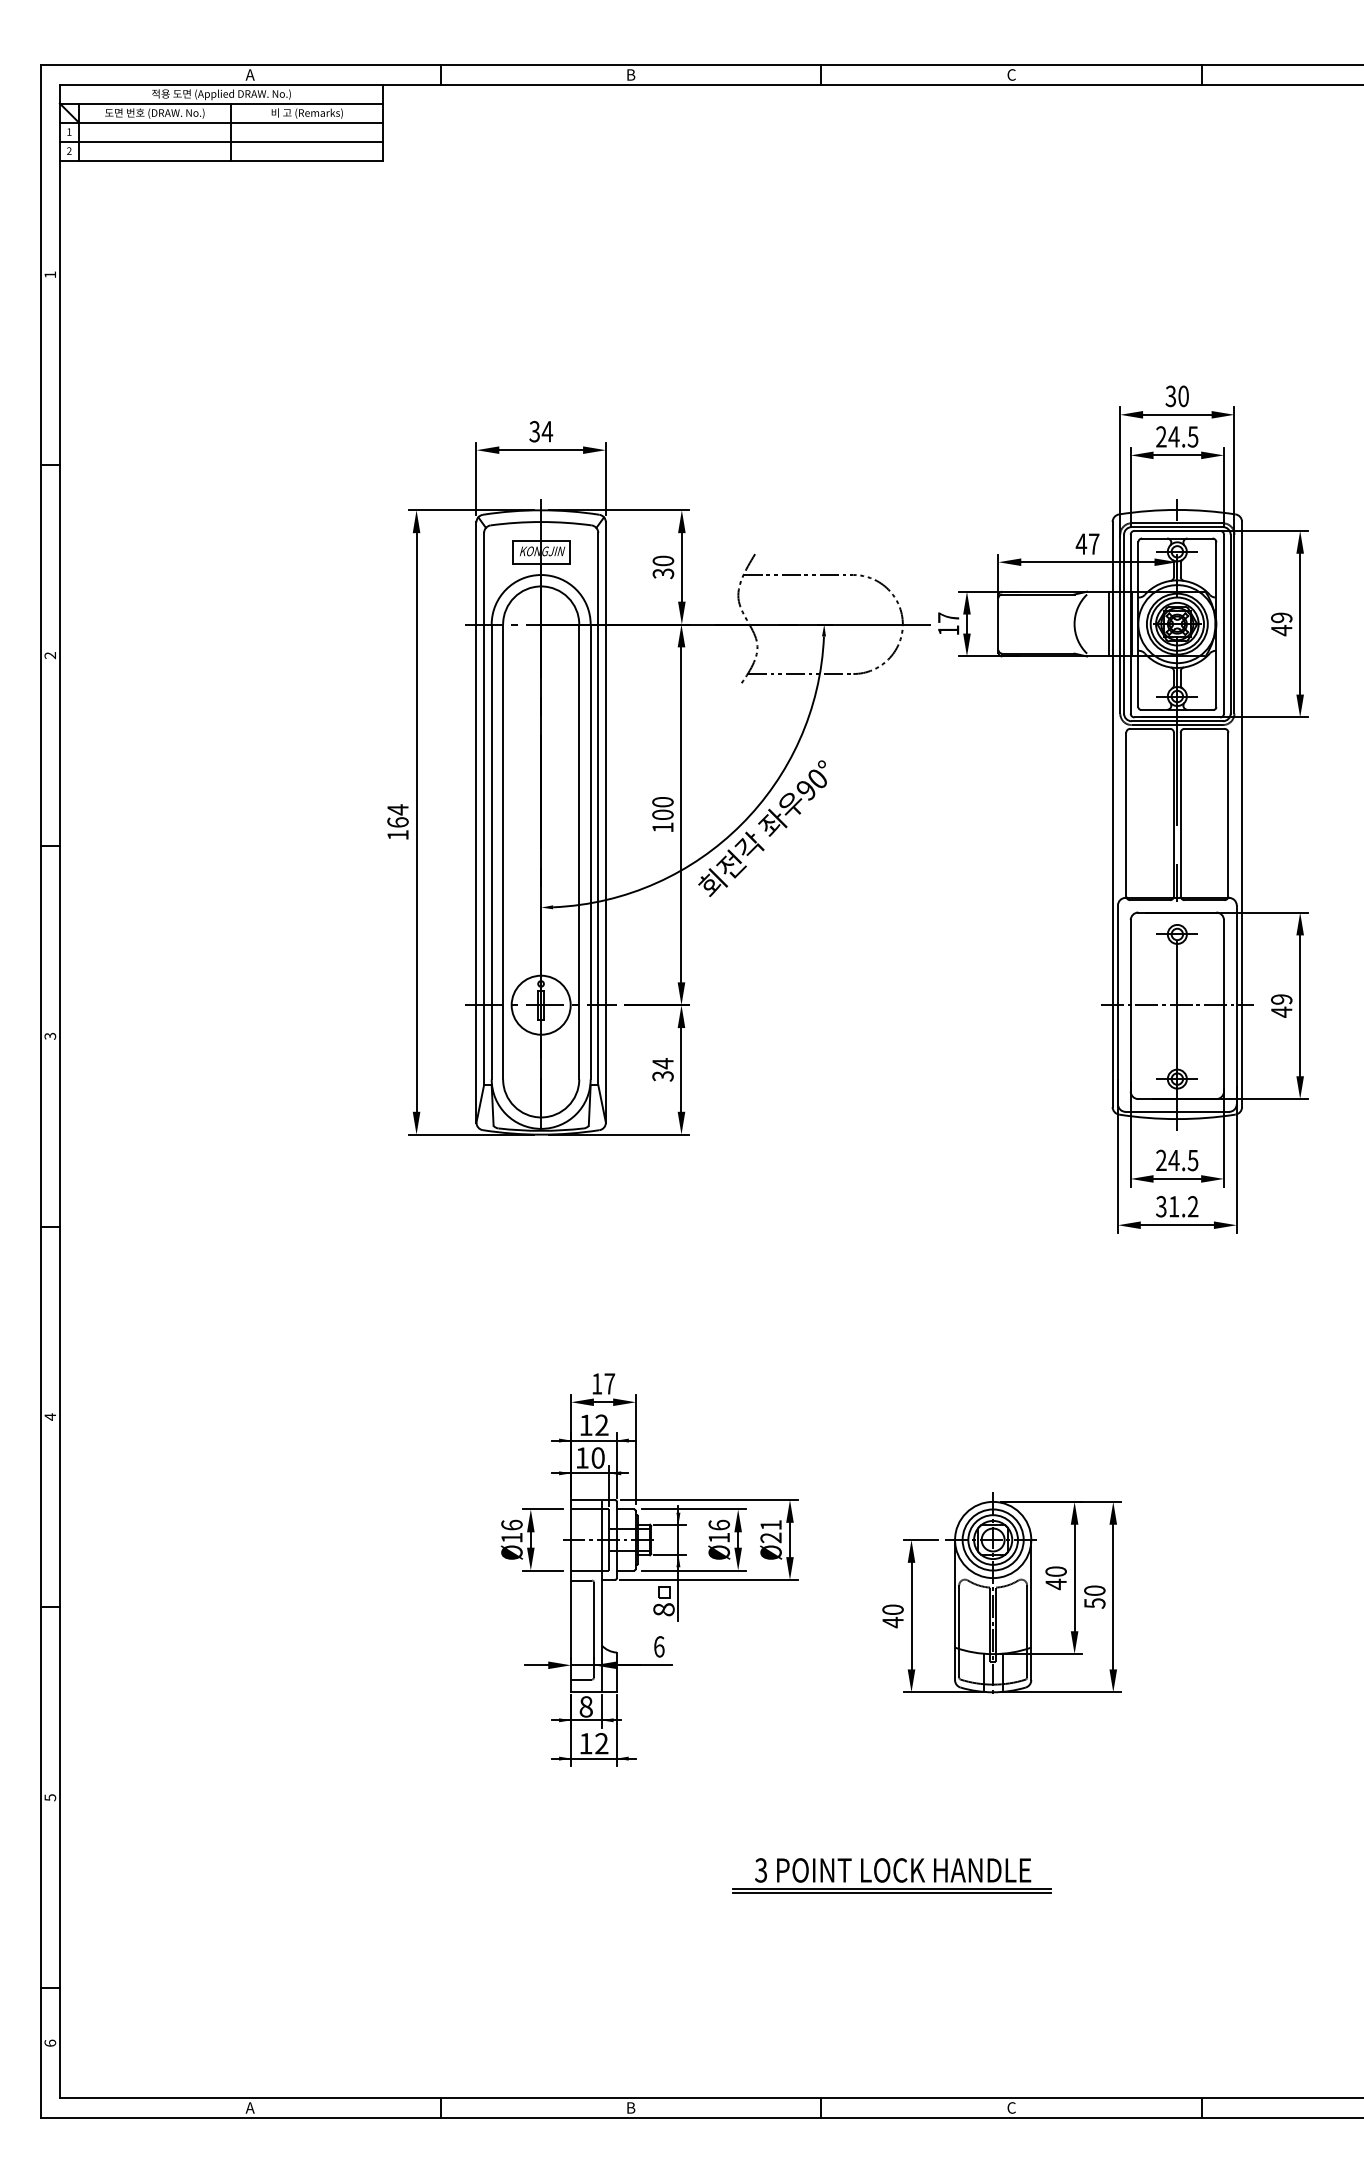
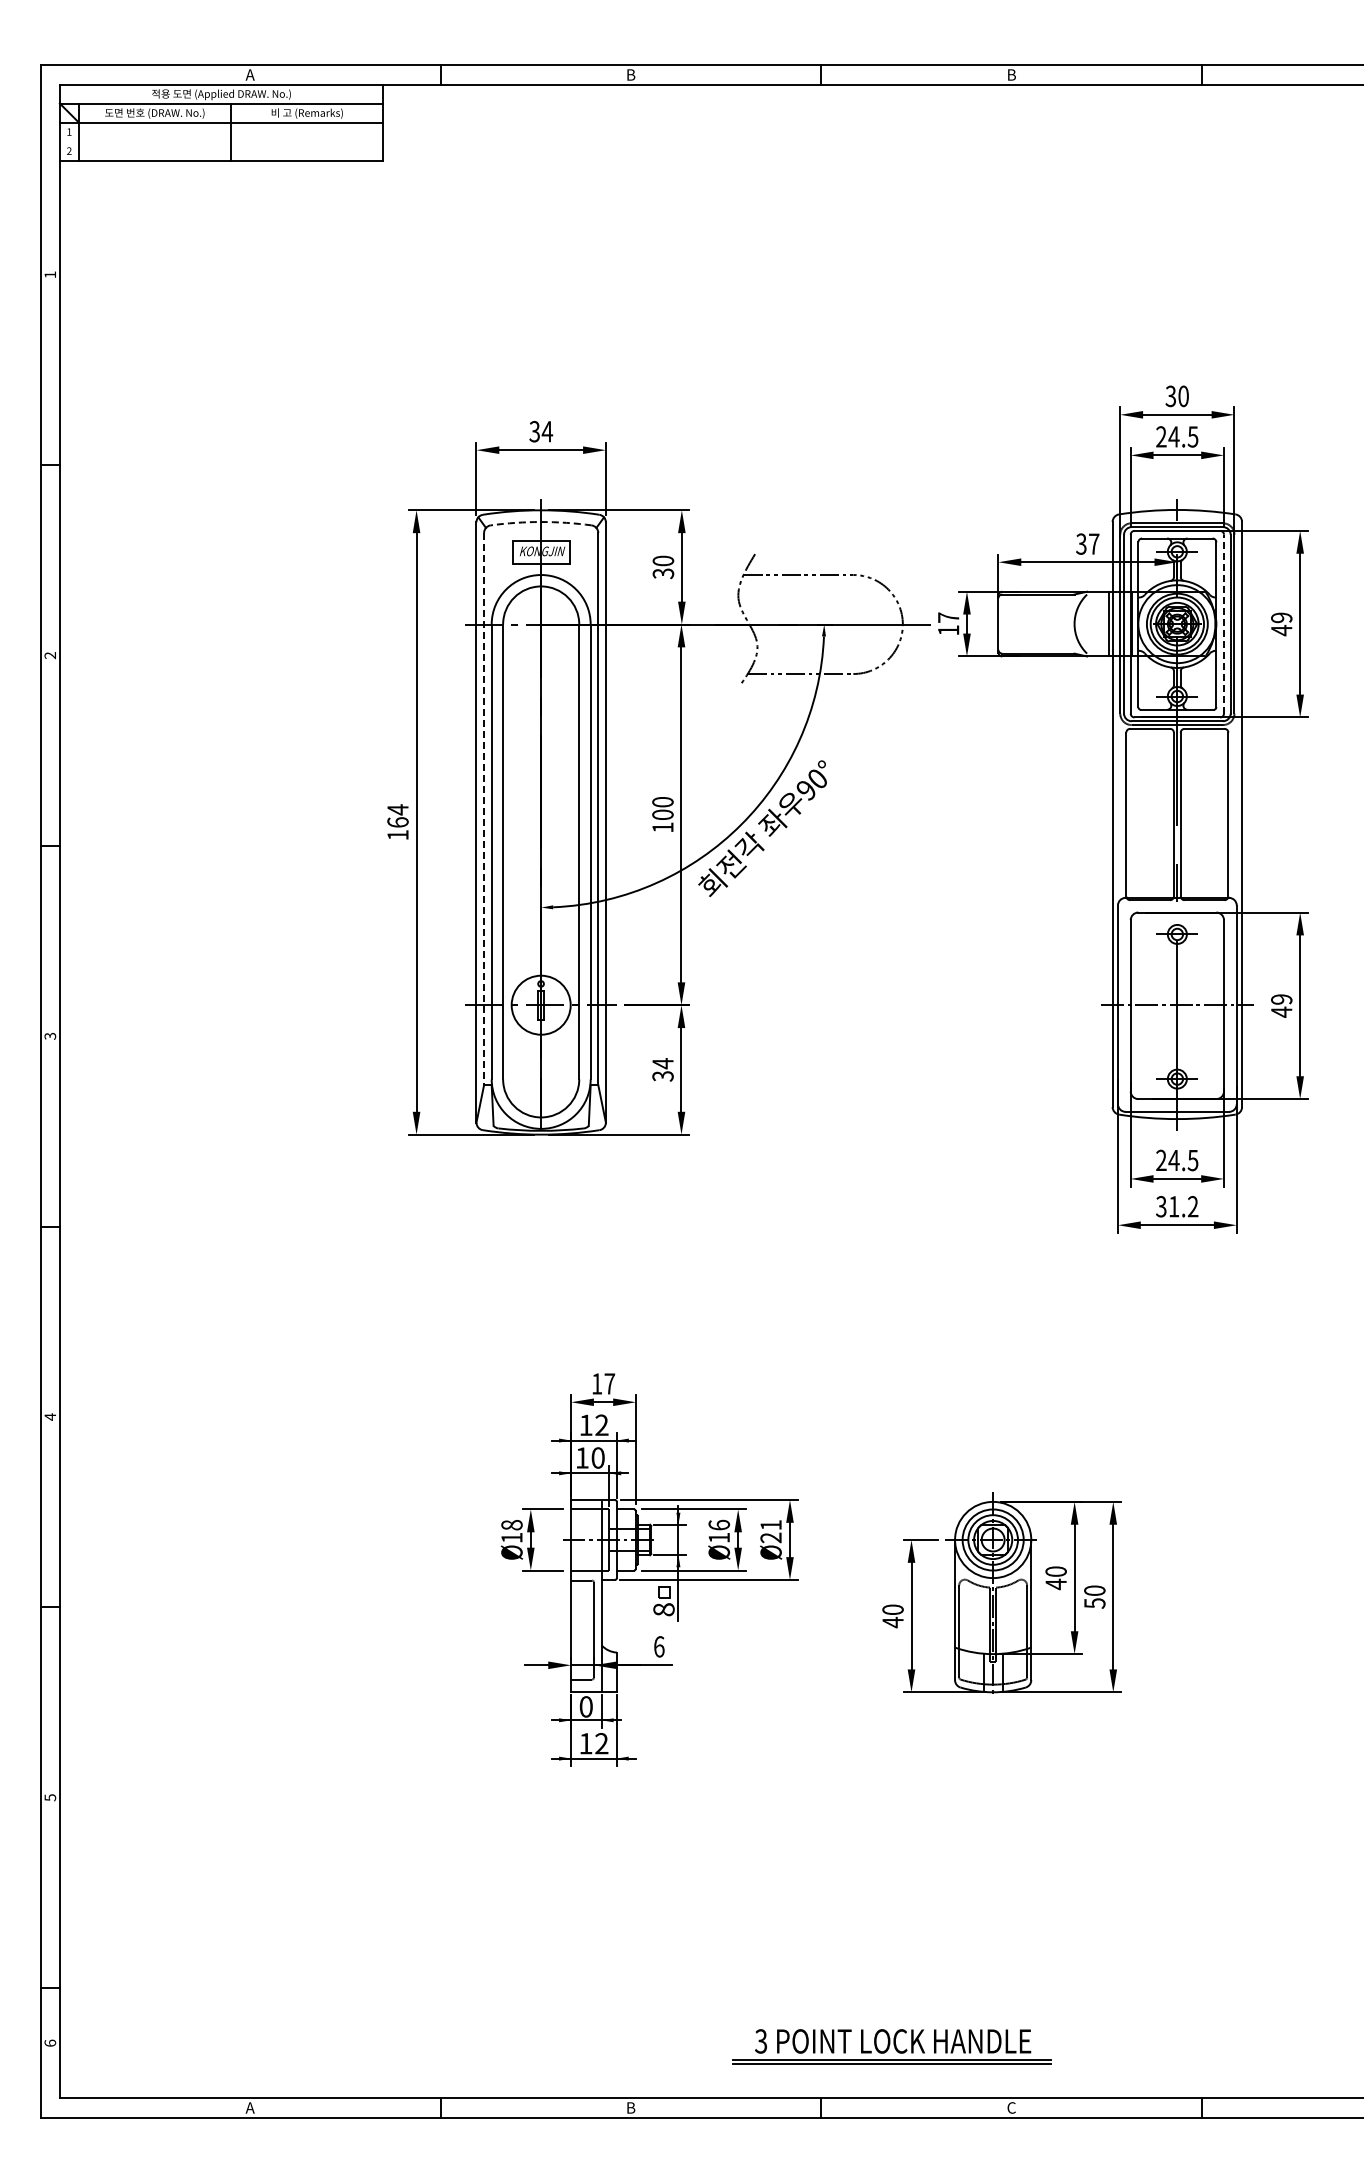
text: C -> B (1011, 74)
line: present -> none (221, 141)
arc: solid -> dashed (541, 522)
text: 47 -> 37 (1081, 543)
line: solid -> dashed (1223, 623)
line: solid -> dashed (484, 809)
text: Ø16 -> Ø18 (511, 1524)
text: 8 -> 0 (585, 1706)
part position: (891, 1875) -> (891, 2046) (891, 2046)
